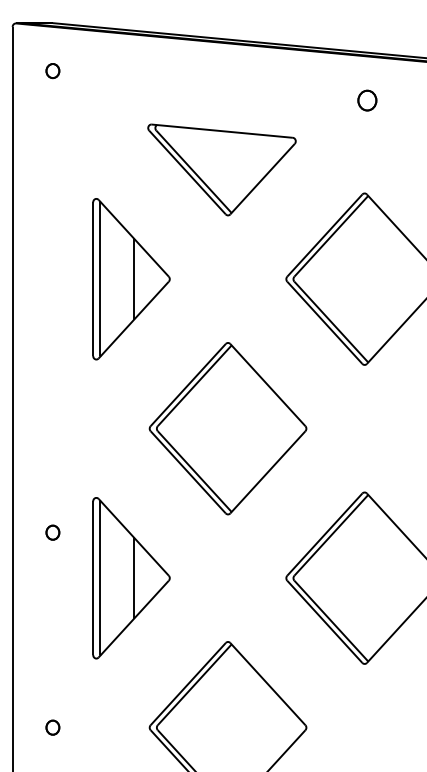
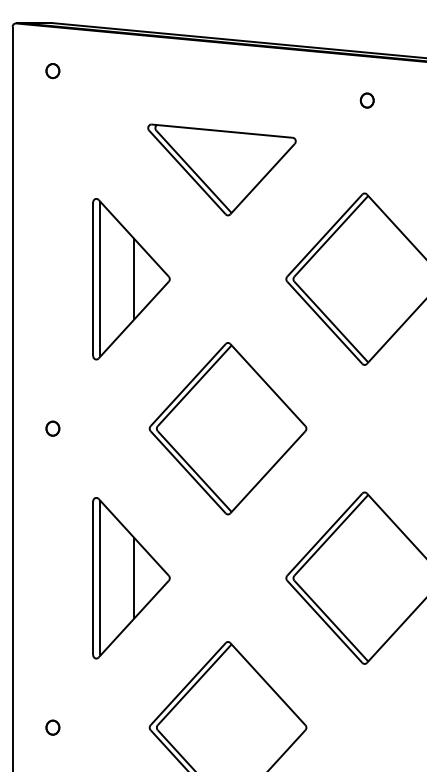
part size: 21x23 px -> 16x17 px (366, 100)
part position: (52, 532) -> (52, 428) (52, 428)
